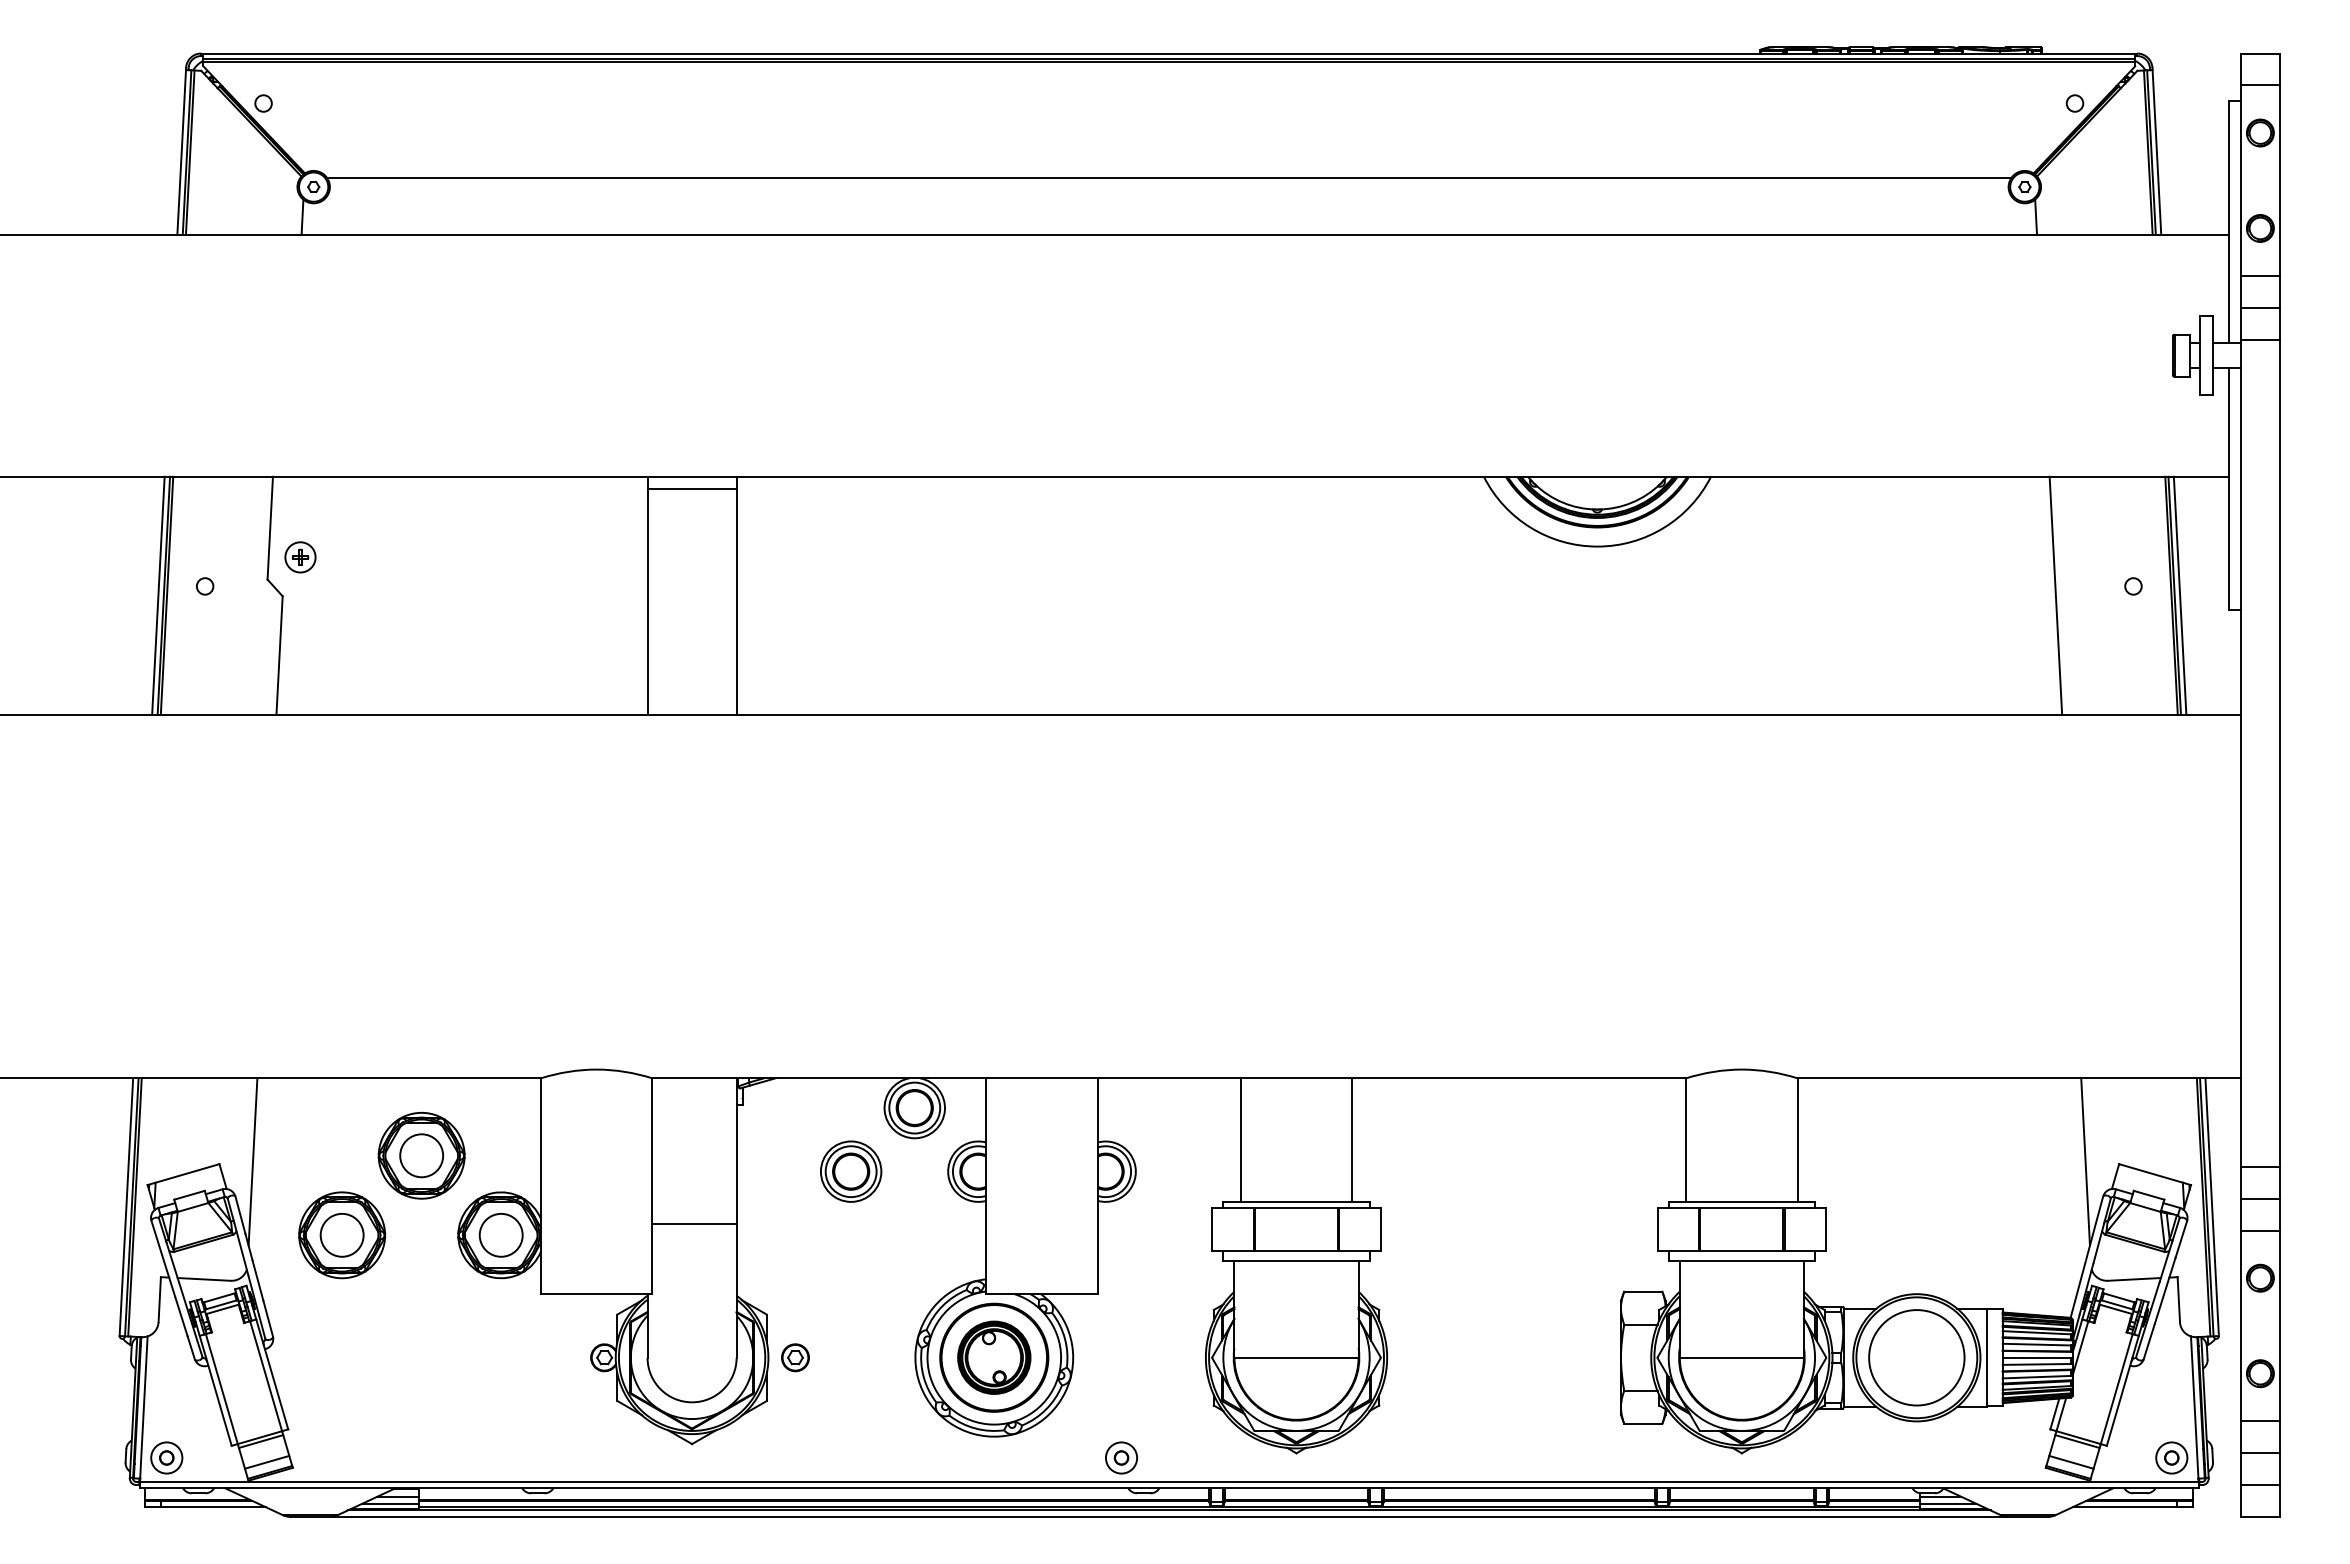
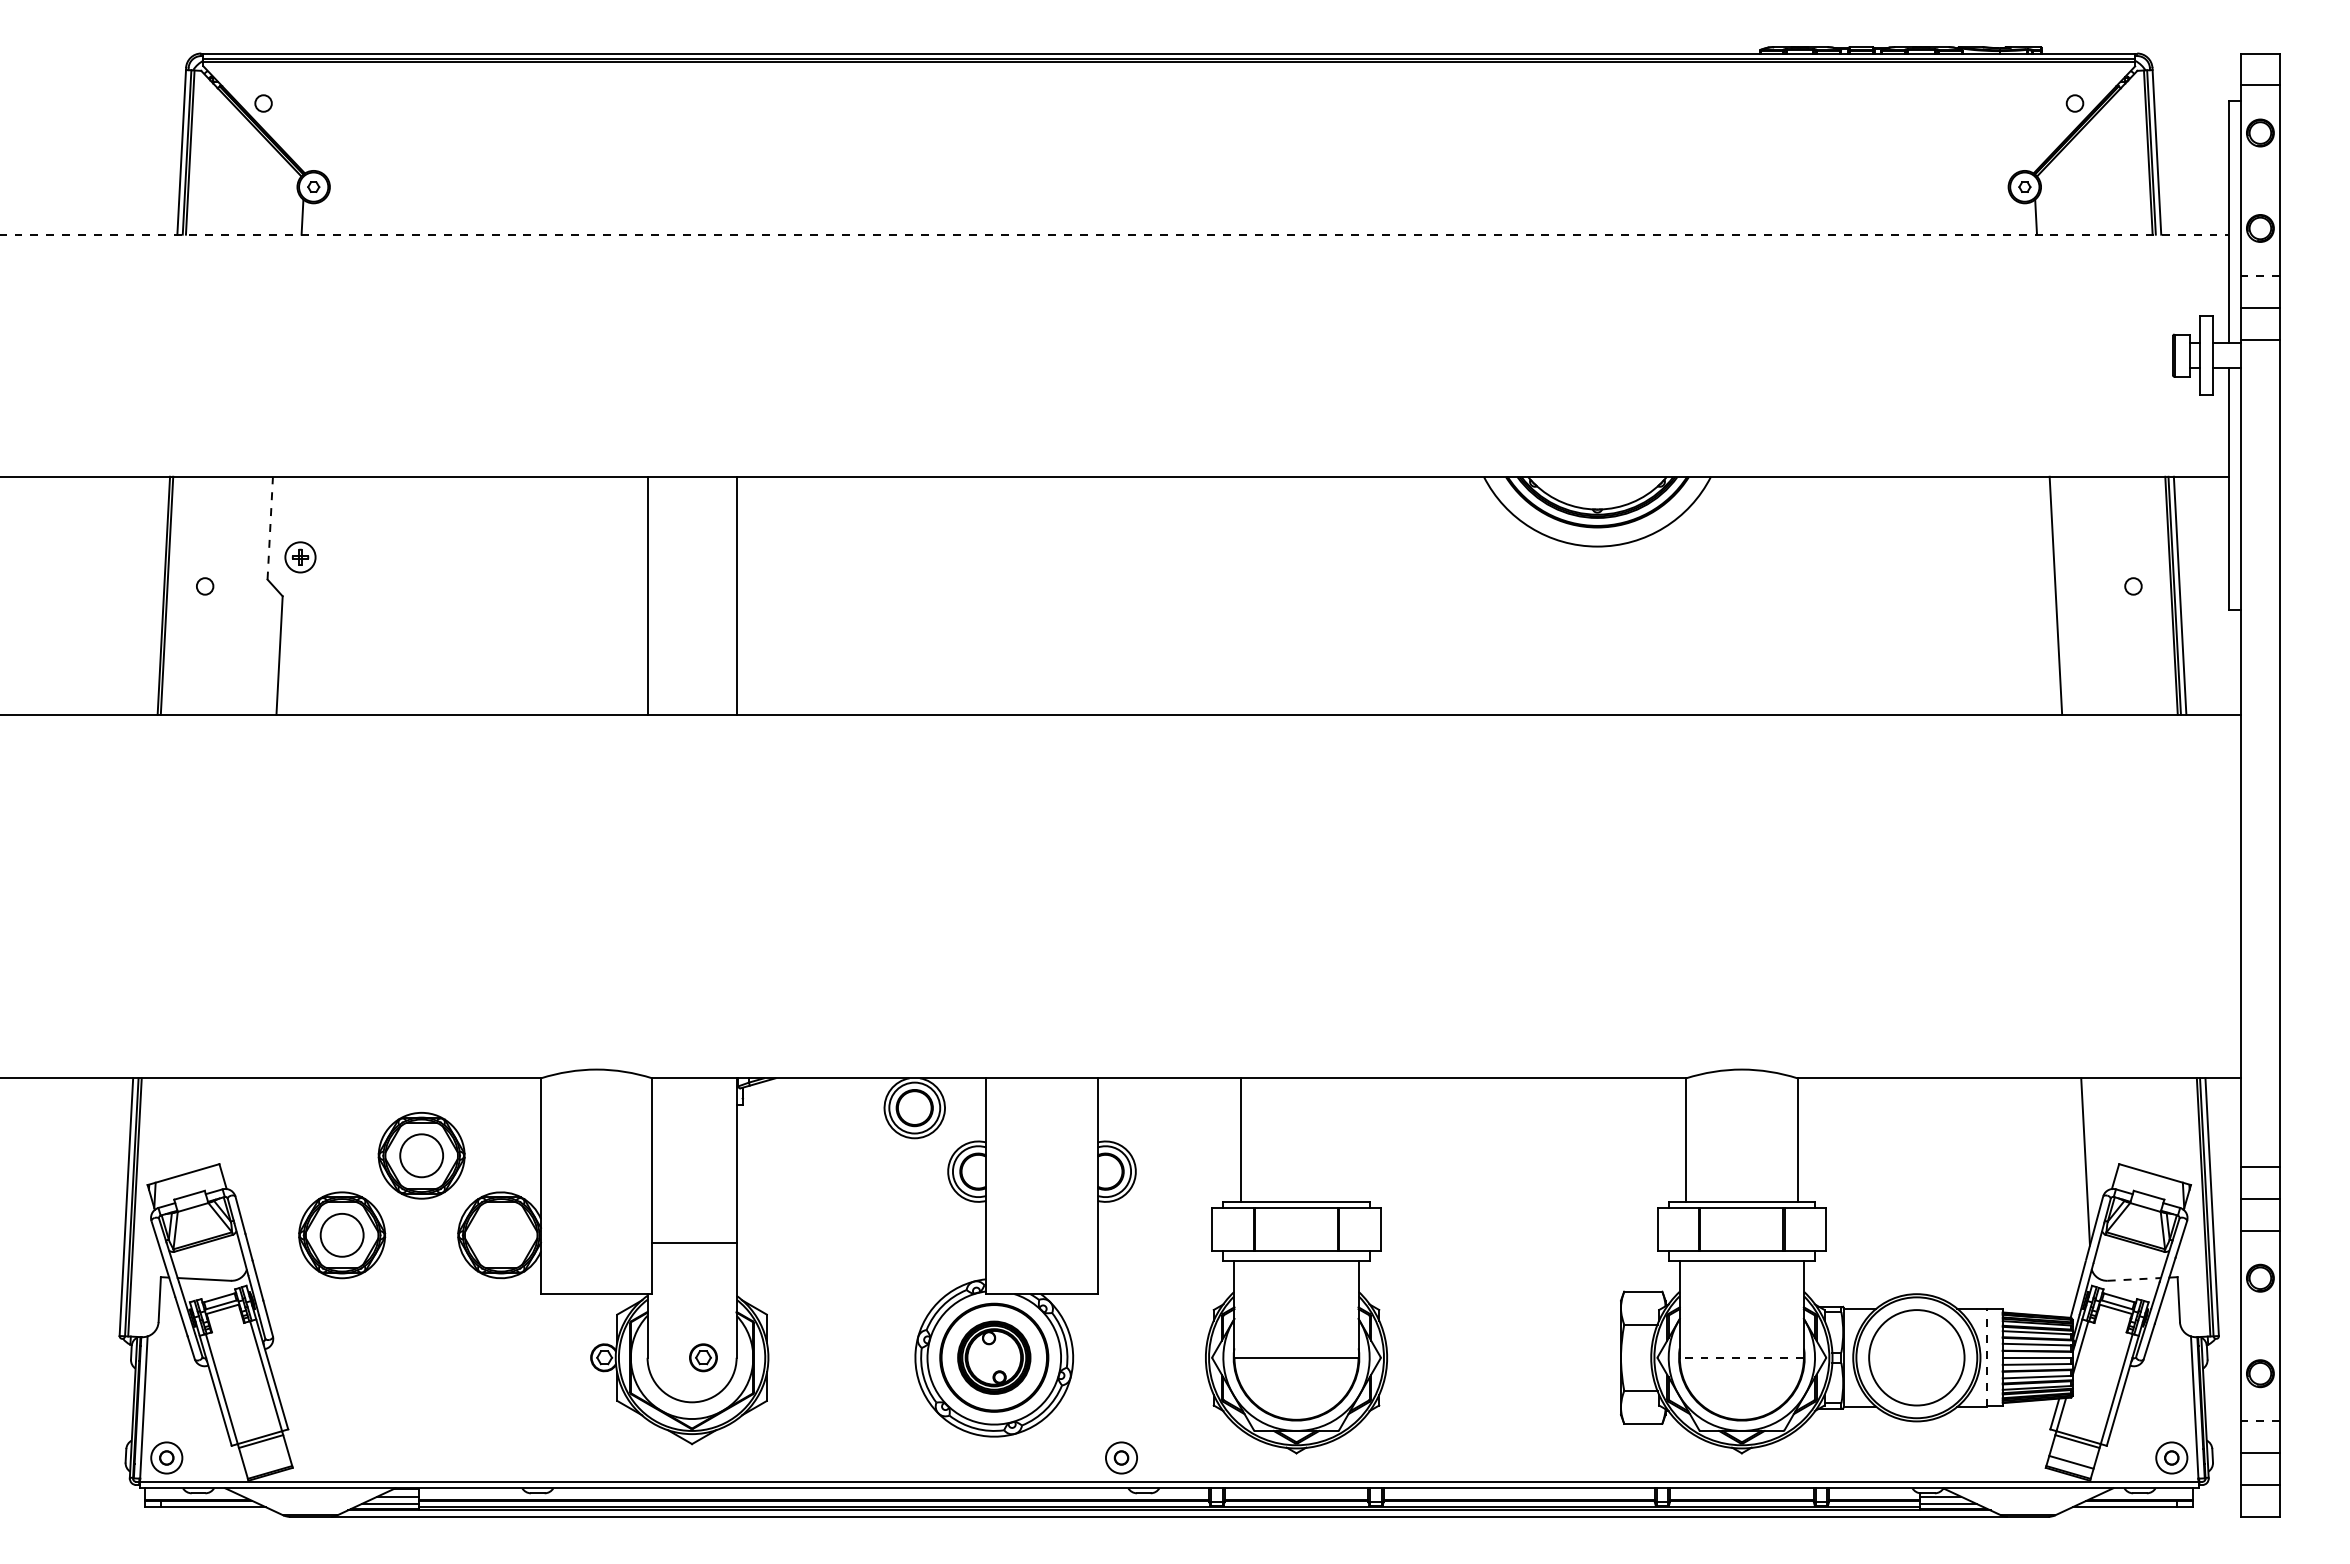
line: present -> none (1168, 177)
line: solid -> dashed (1114, 234)
line: solid -> dashed (2259, 276)
line: present -> none (691, 489)
line: solid -> dashed (270, 527)
line: present -> none (158, 595)
line: present -> none (1352, 1139)
line: present -> none (252, 1161)
part: present -> none (851, 1171)
line position: (694, 1224) -> (694, 1243) (694, 1243)
circle: present -> none (500, 1235)
line: solid -> dashed (2134, 1279)
part position: (795, 1357) -> (703, 1357) (703, 1357)
line: solid -> dashed (1741, 1357)
line: solid -> dashed (1986, 1357)
line: solid -> dashed (2259, 1421)
line: present -> none (266, 1461)
